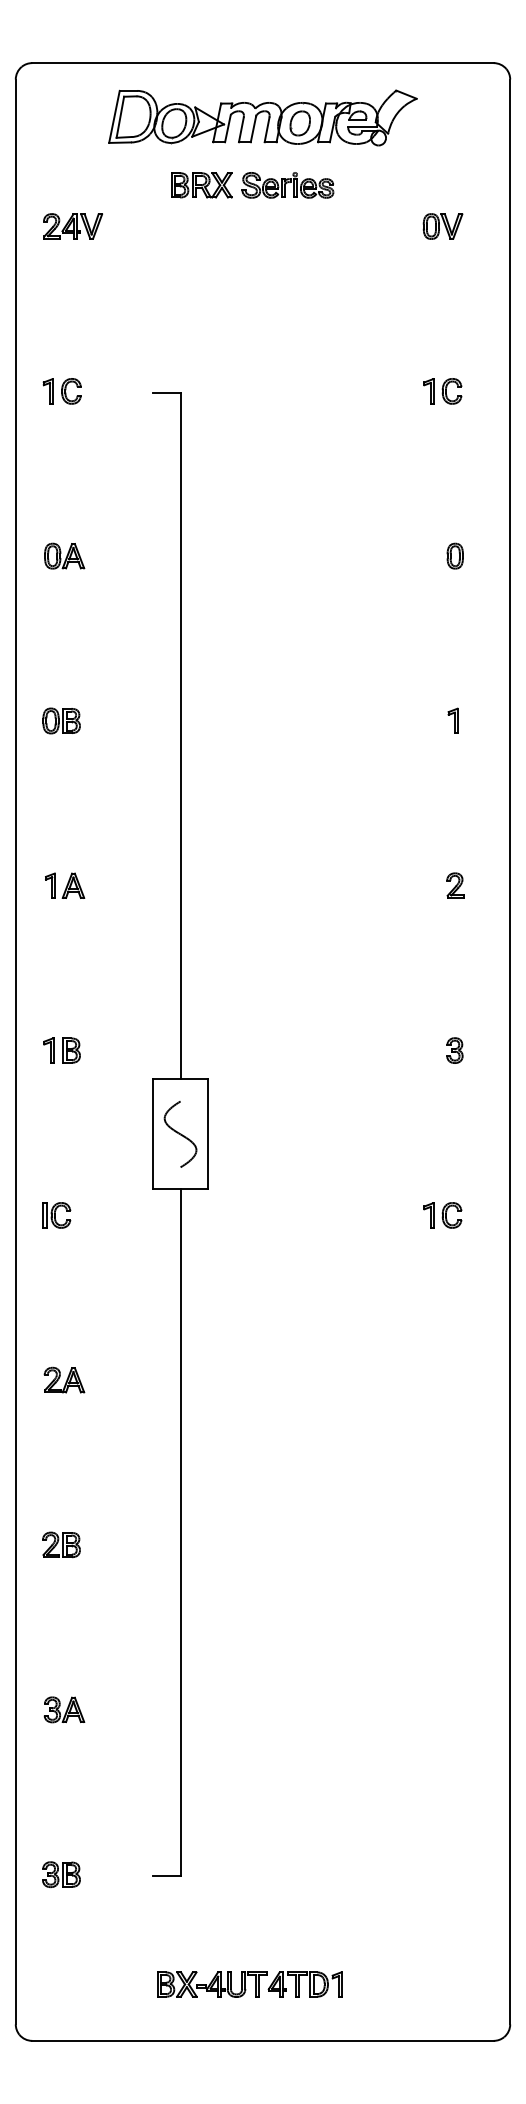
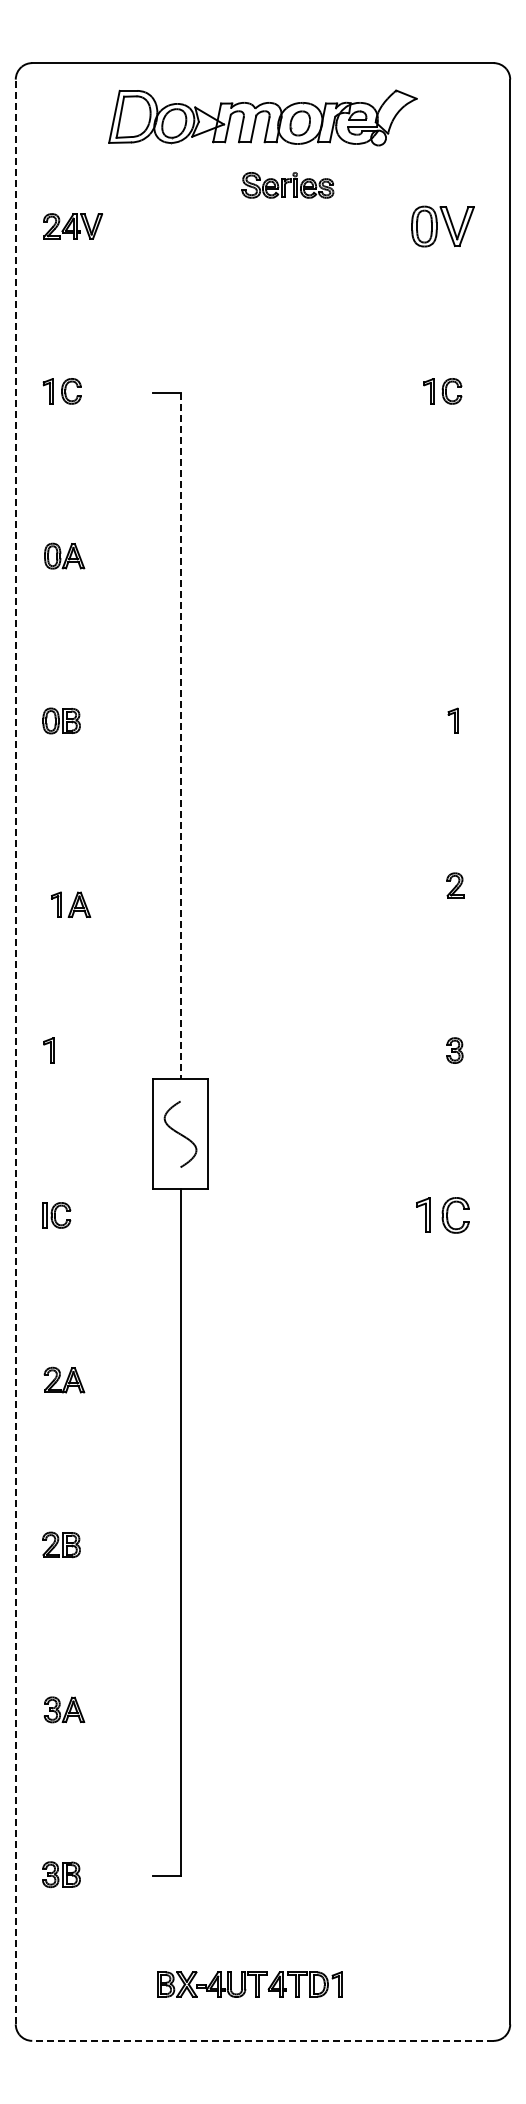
part: present -> none (201, 185)
part size: 42x27 px -> 64x43 px (442, 226)
part: present -> none (454, 555)
line: solid -> dashed (180, 736)
part position: (65, 885) -> (71, 904) (71, 904)
part: present -> none (71, 1050)
line: solid -> dashed (15, 1051)
part size: 40x27 px -> 54x37 px (442, 1215)
line: solid -> dashed (262, 2040)
